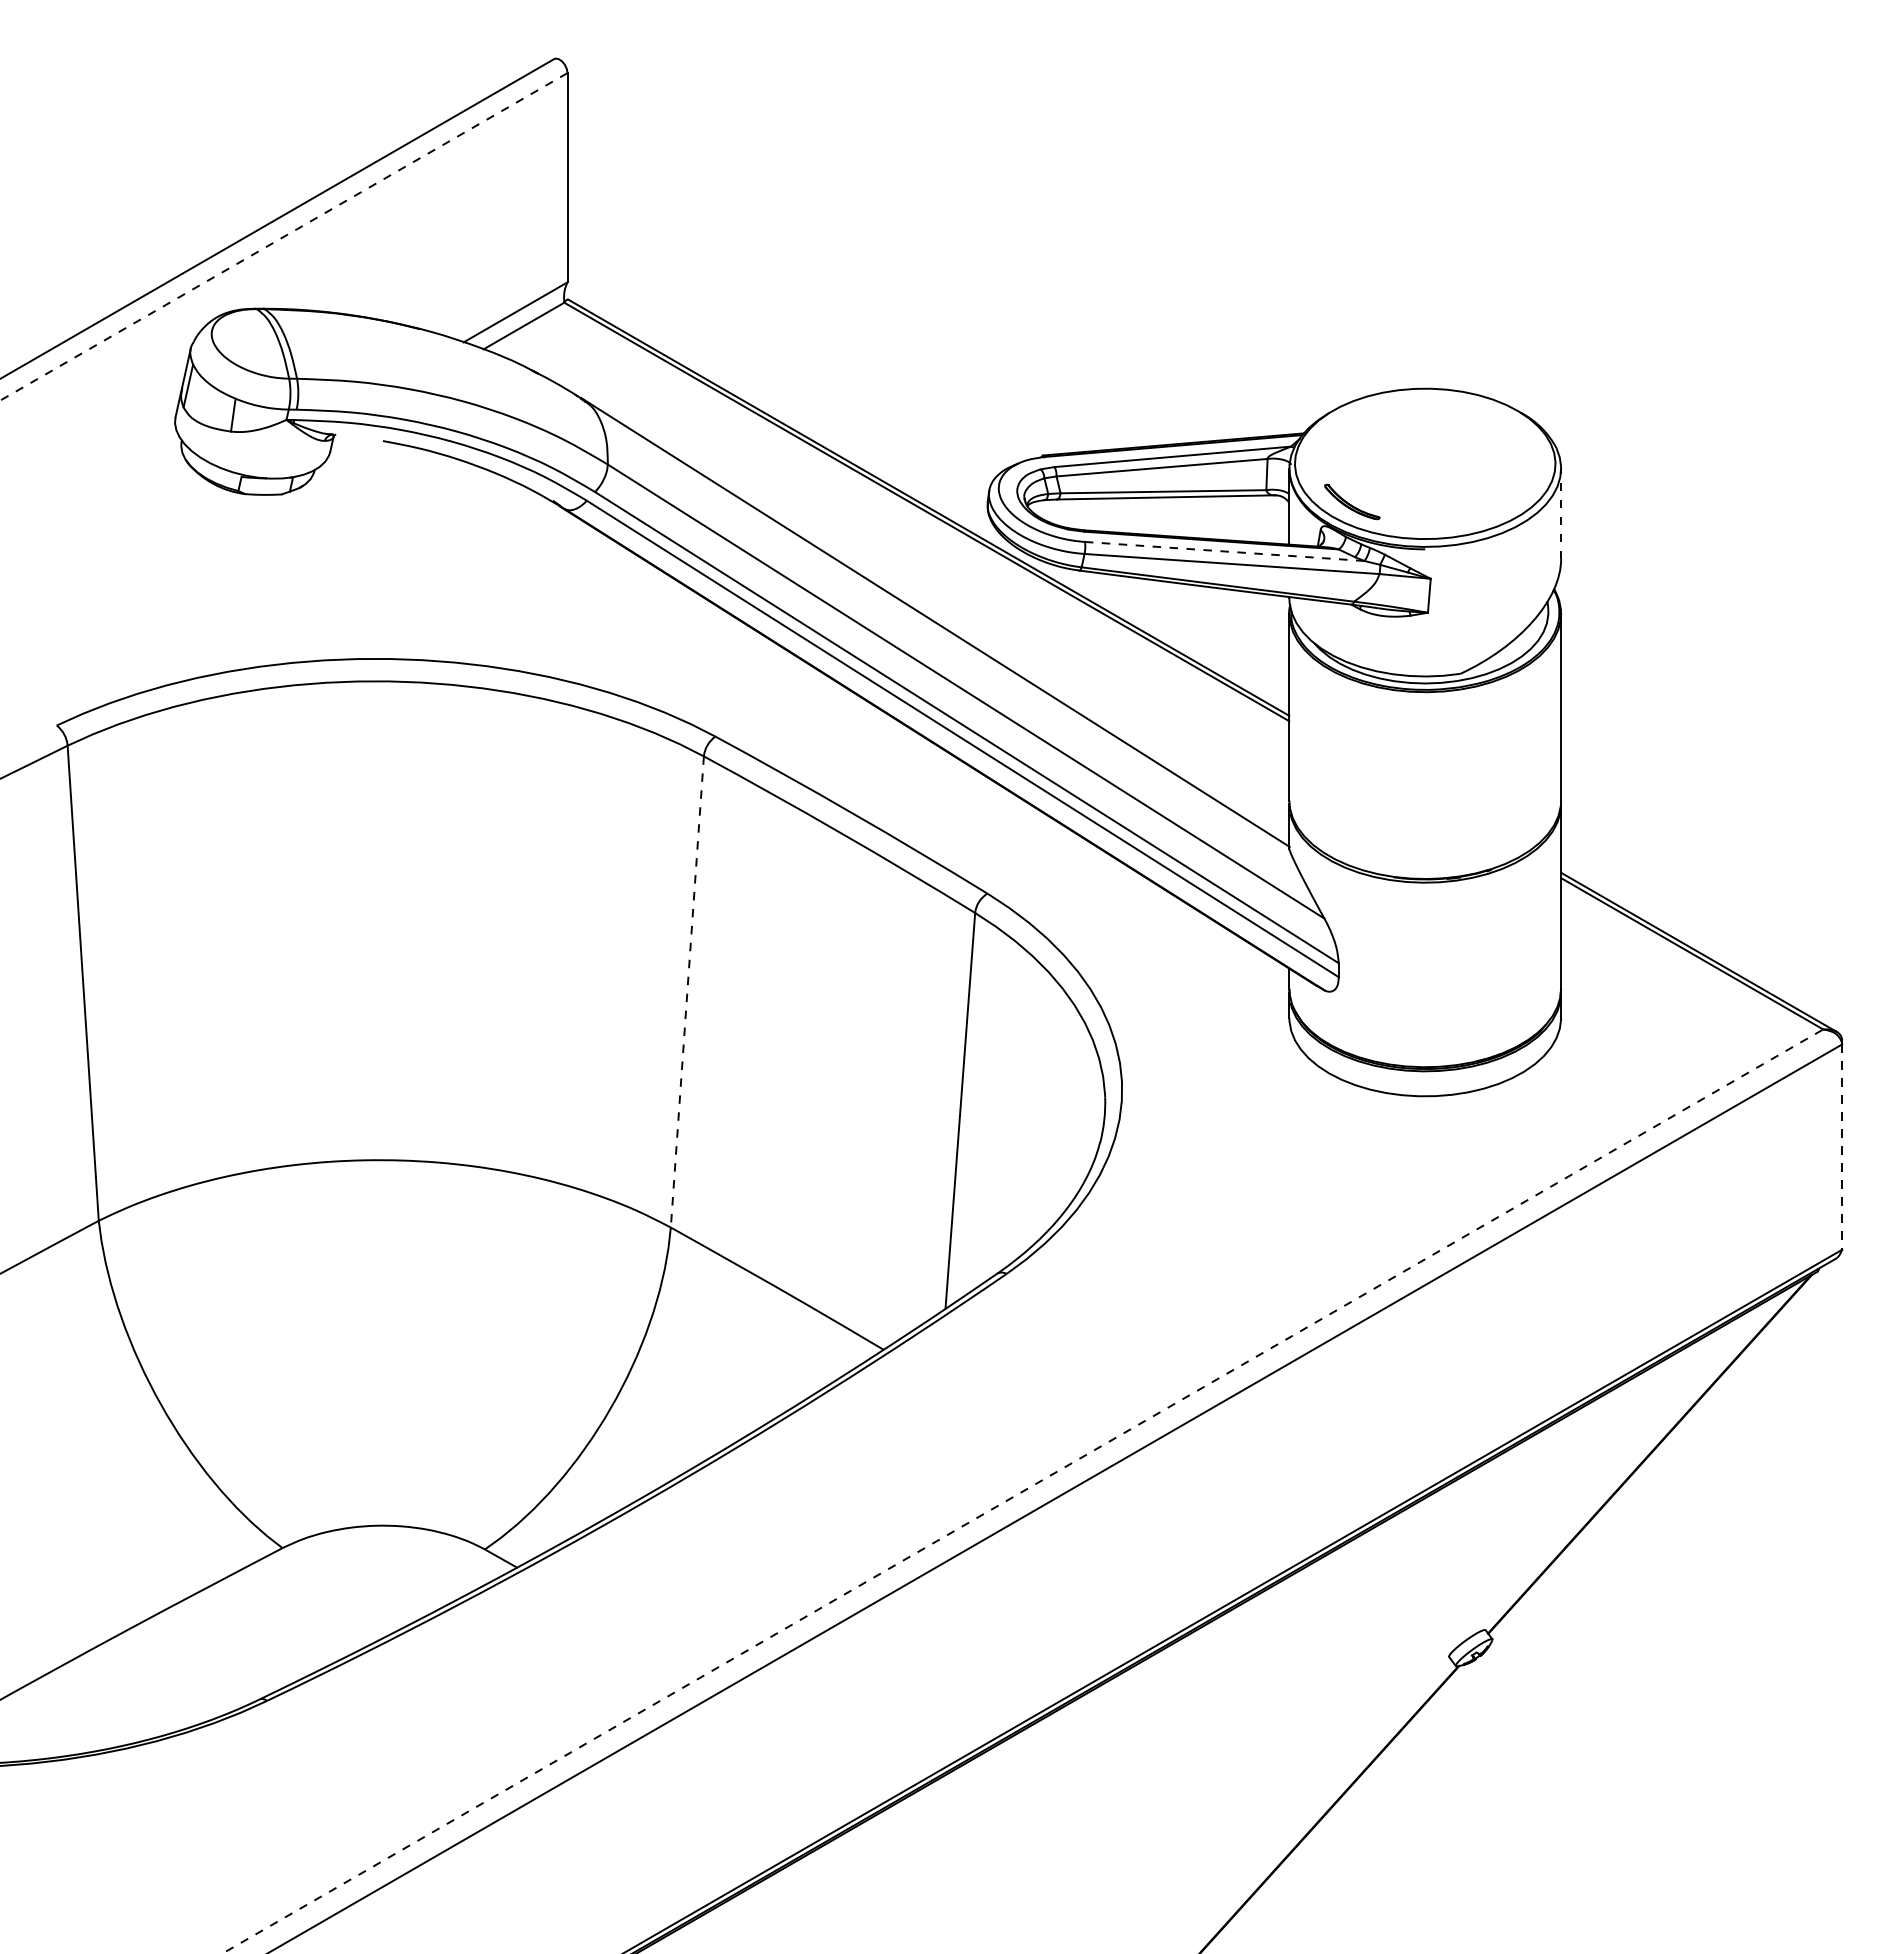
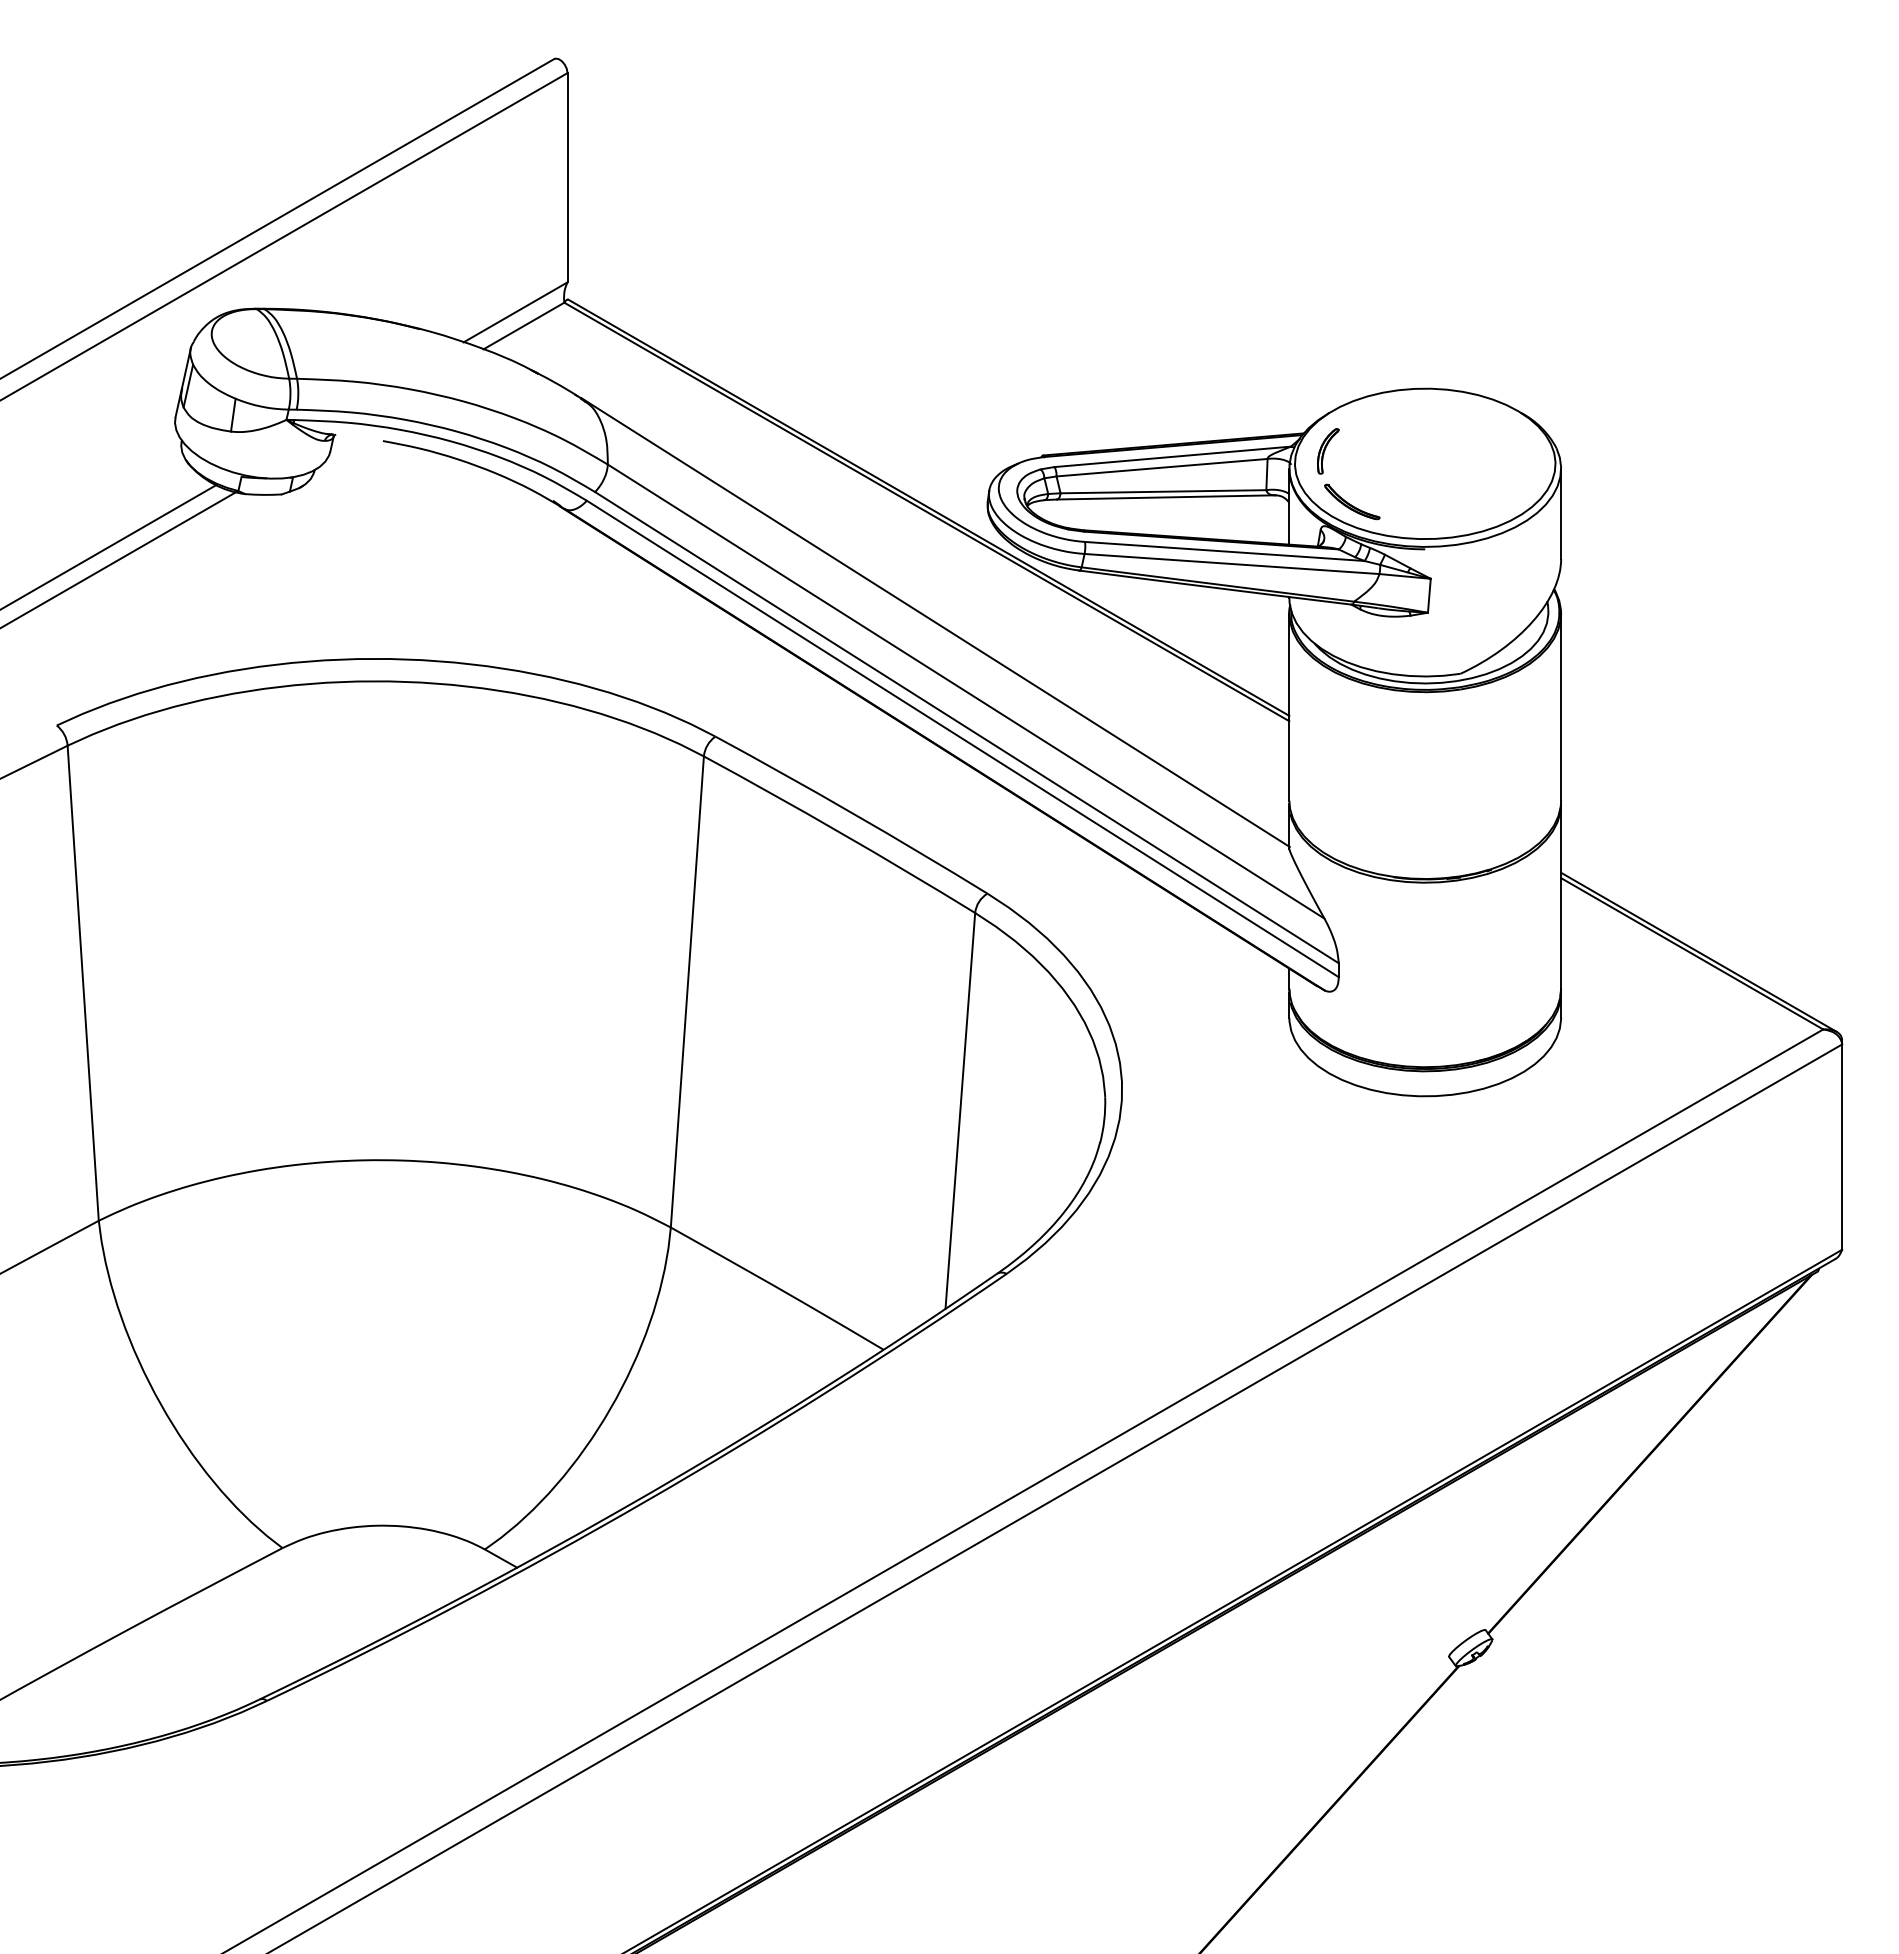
line: dashed -> solid (283, 237)
part: none -> present (1328, 451)
line: dashed -> solid (1561, 513)
line: none -> present (109, 546)
line: dashed -> solid (1224, 551)
line: none -> present (119, 559)
line: dashed -> solid (687, 992)
line: dashed -> solid (1842, 1147)
line: dashed -> solid (1023, 1491)
